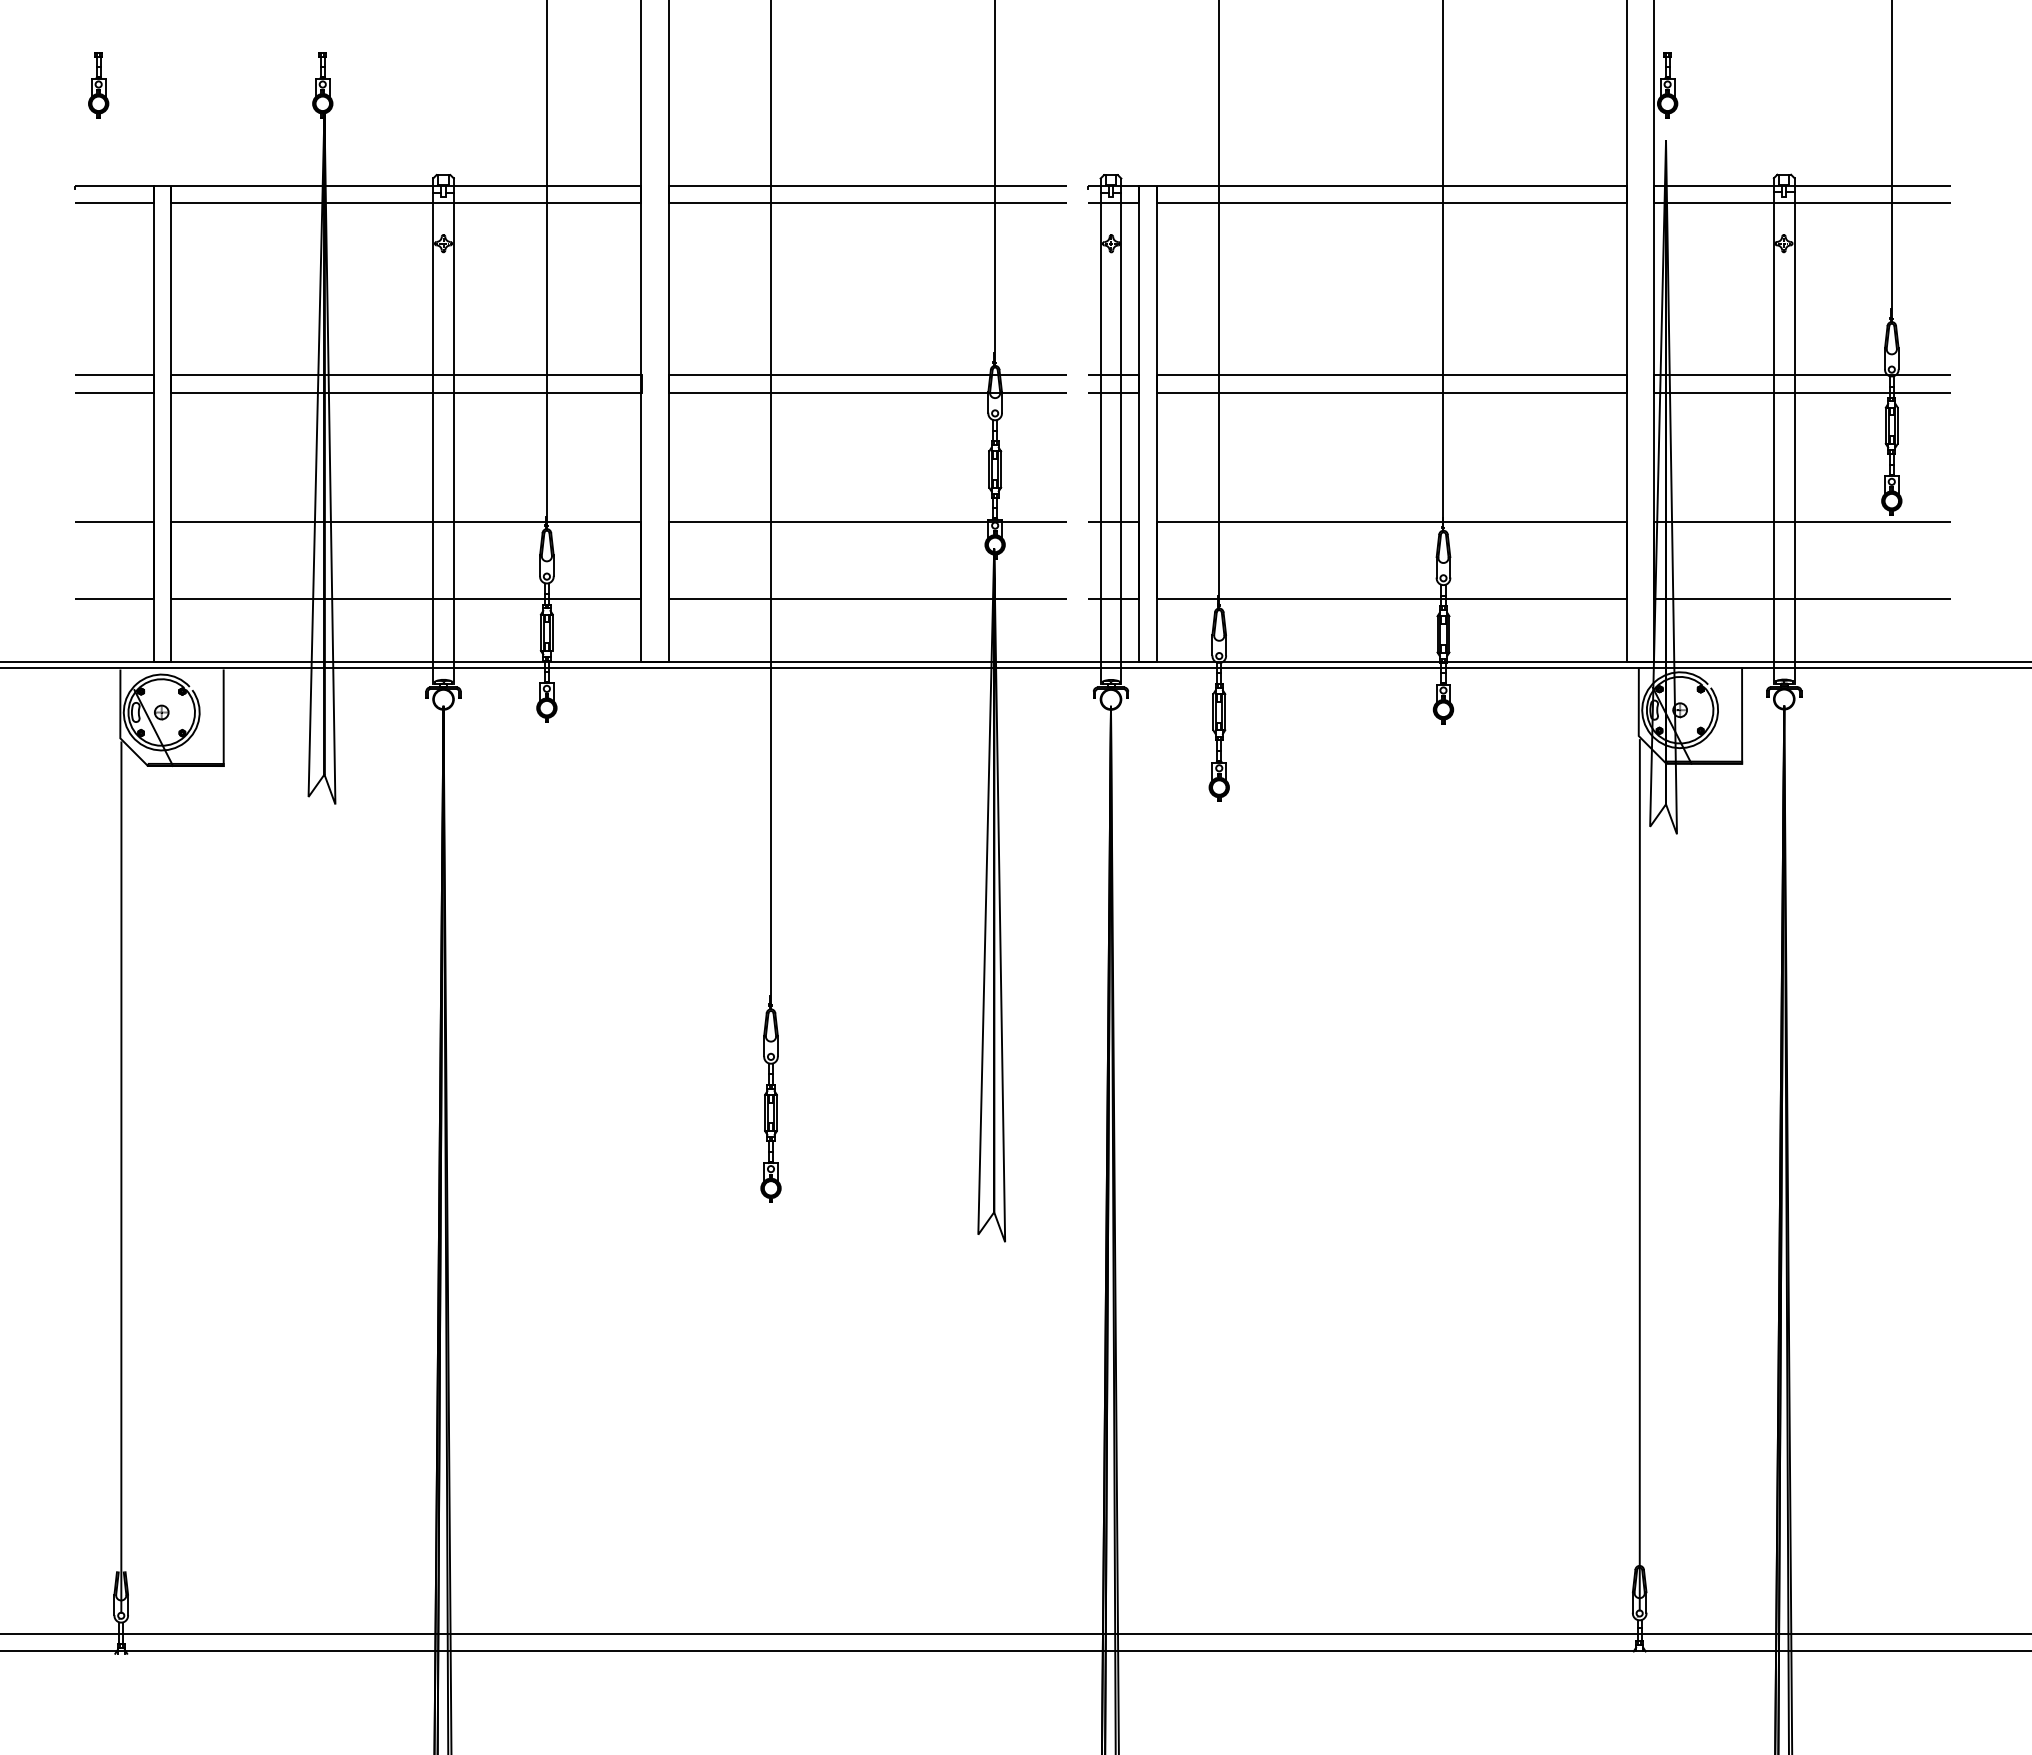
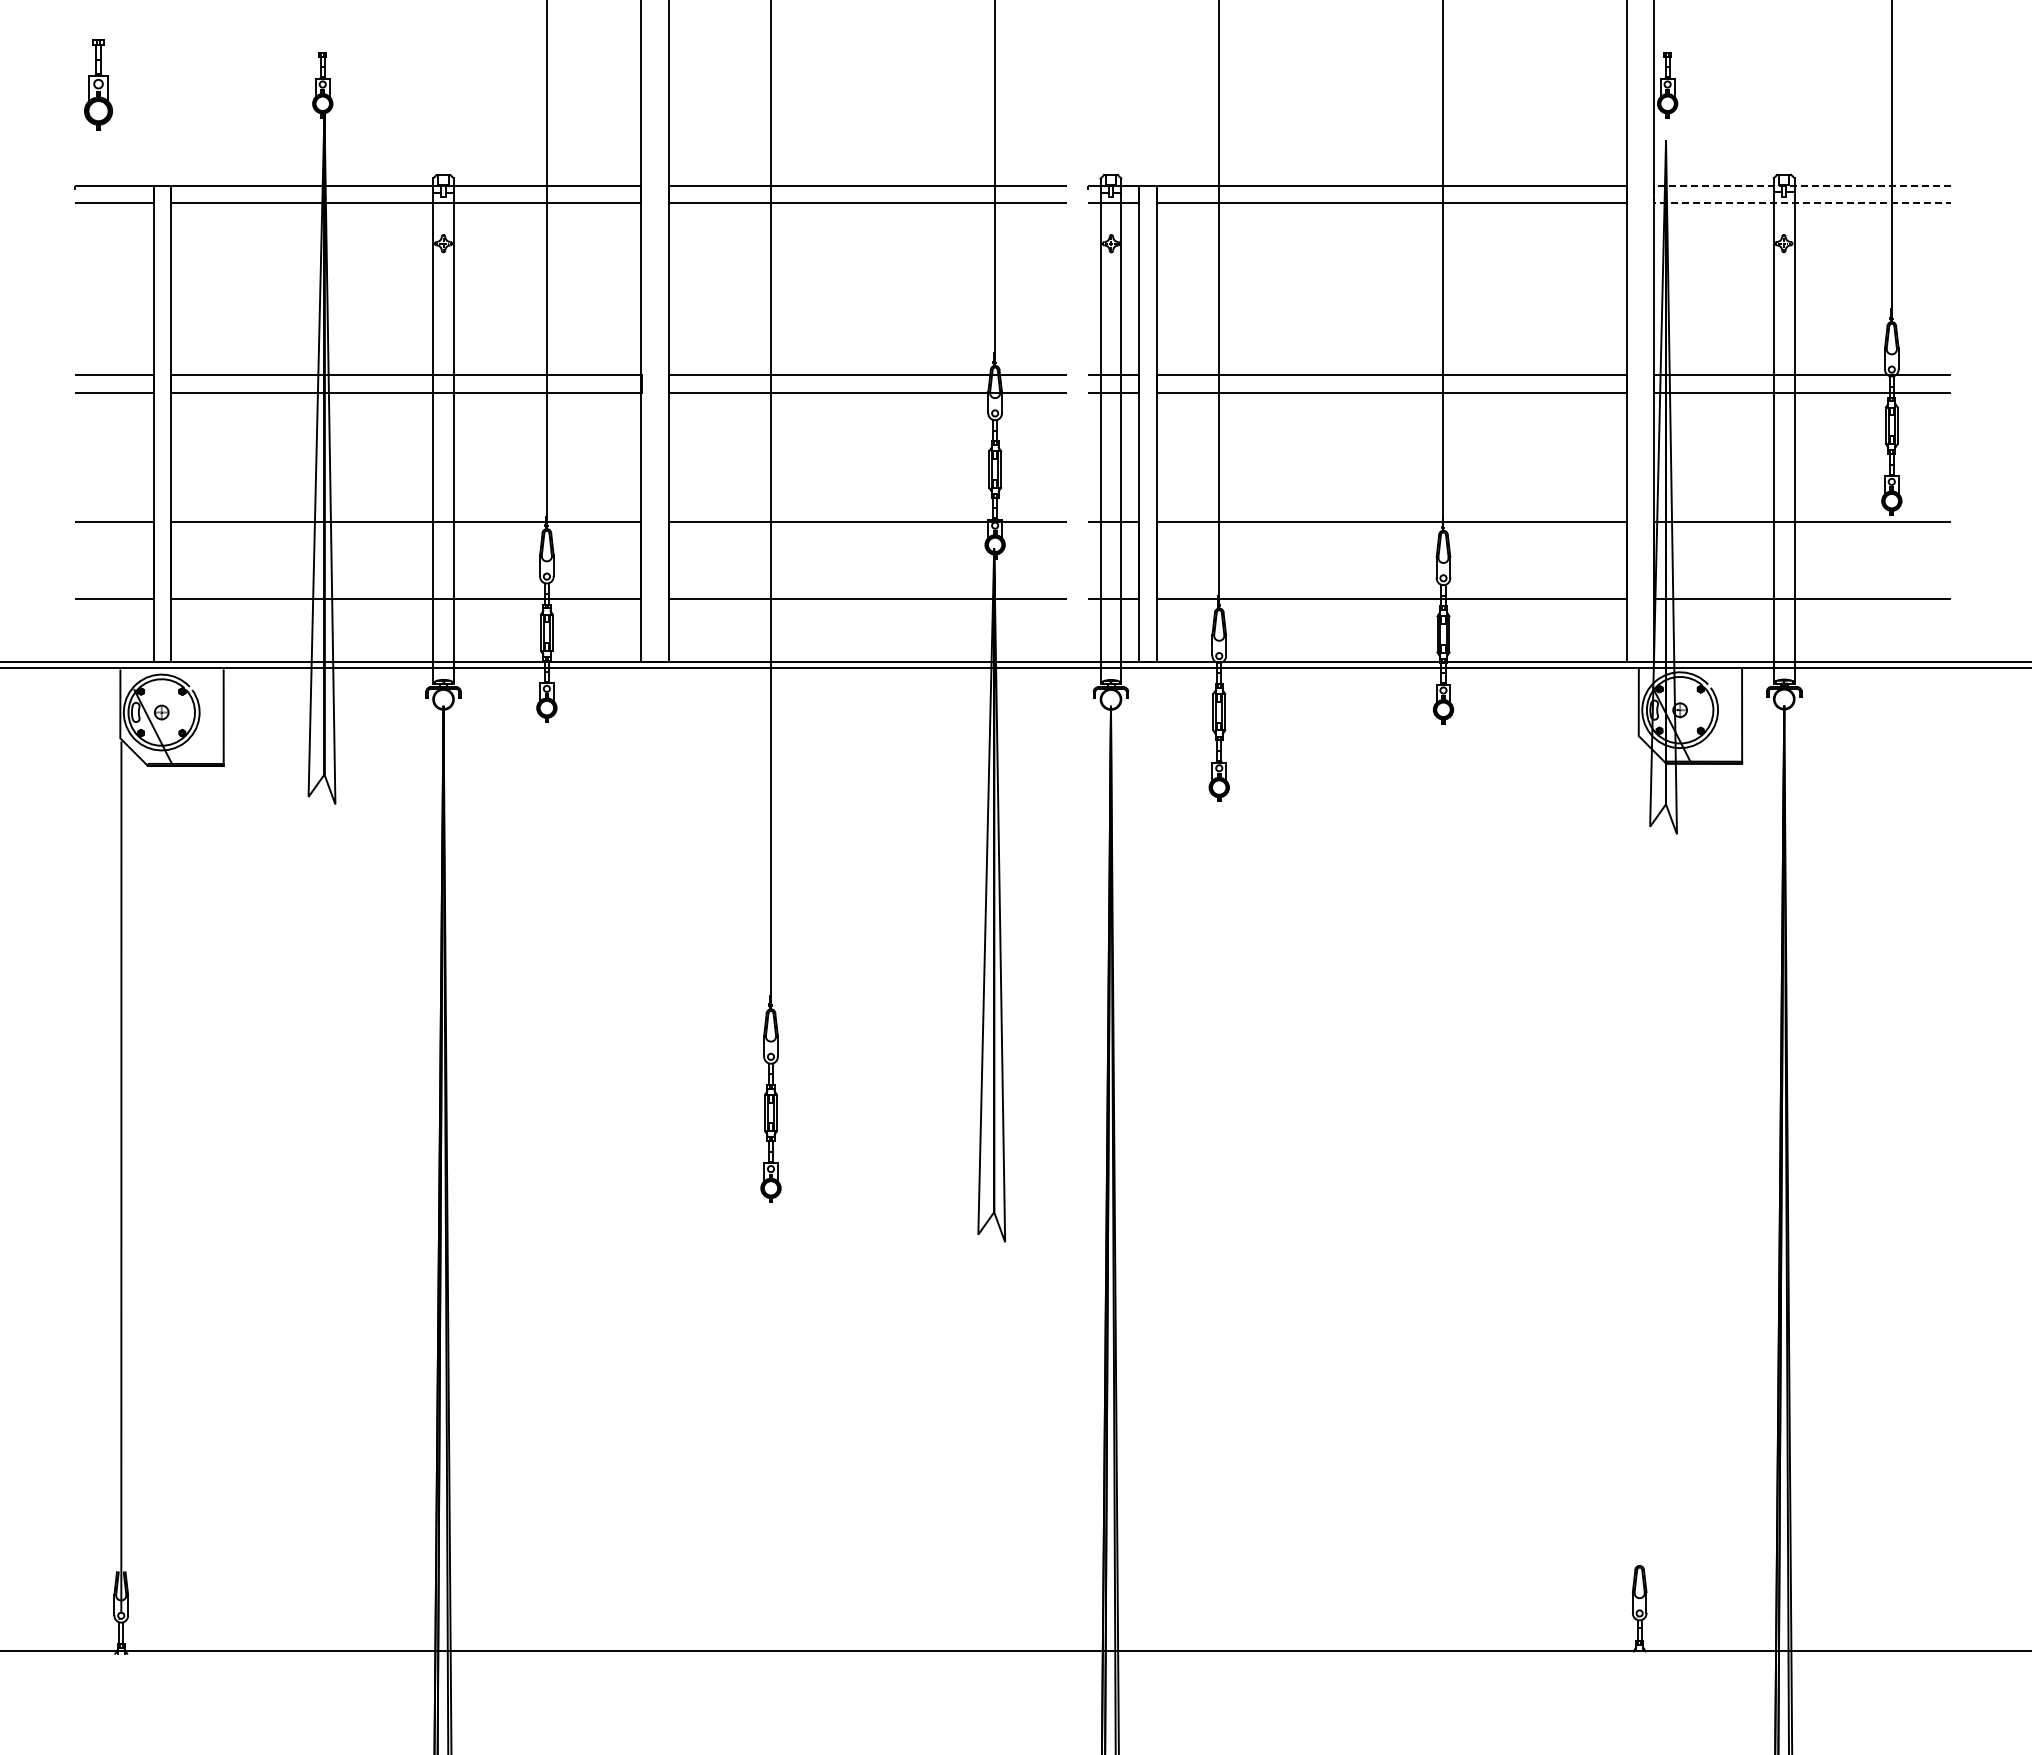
part size: 22x67 px -> 29x92 px (98, 84)
line: solid -> dashed (1654, 194)
line: present -> none (1639, 1175)
line: present -> none (1015, 1634)
